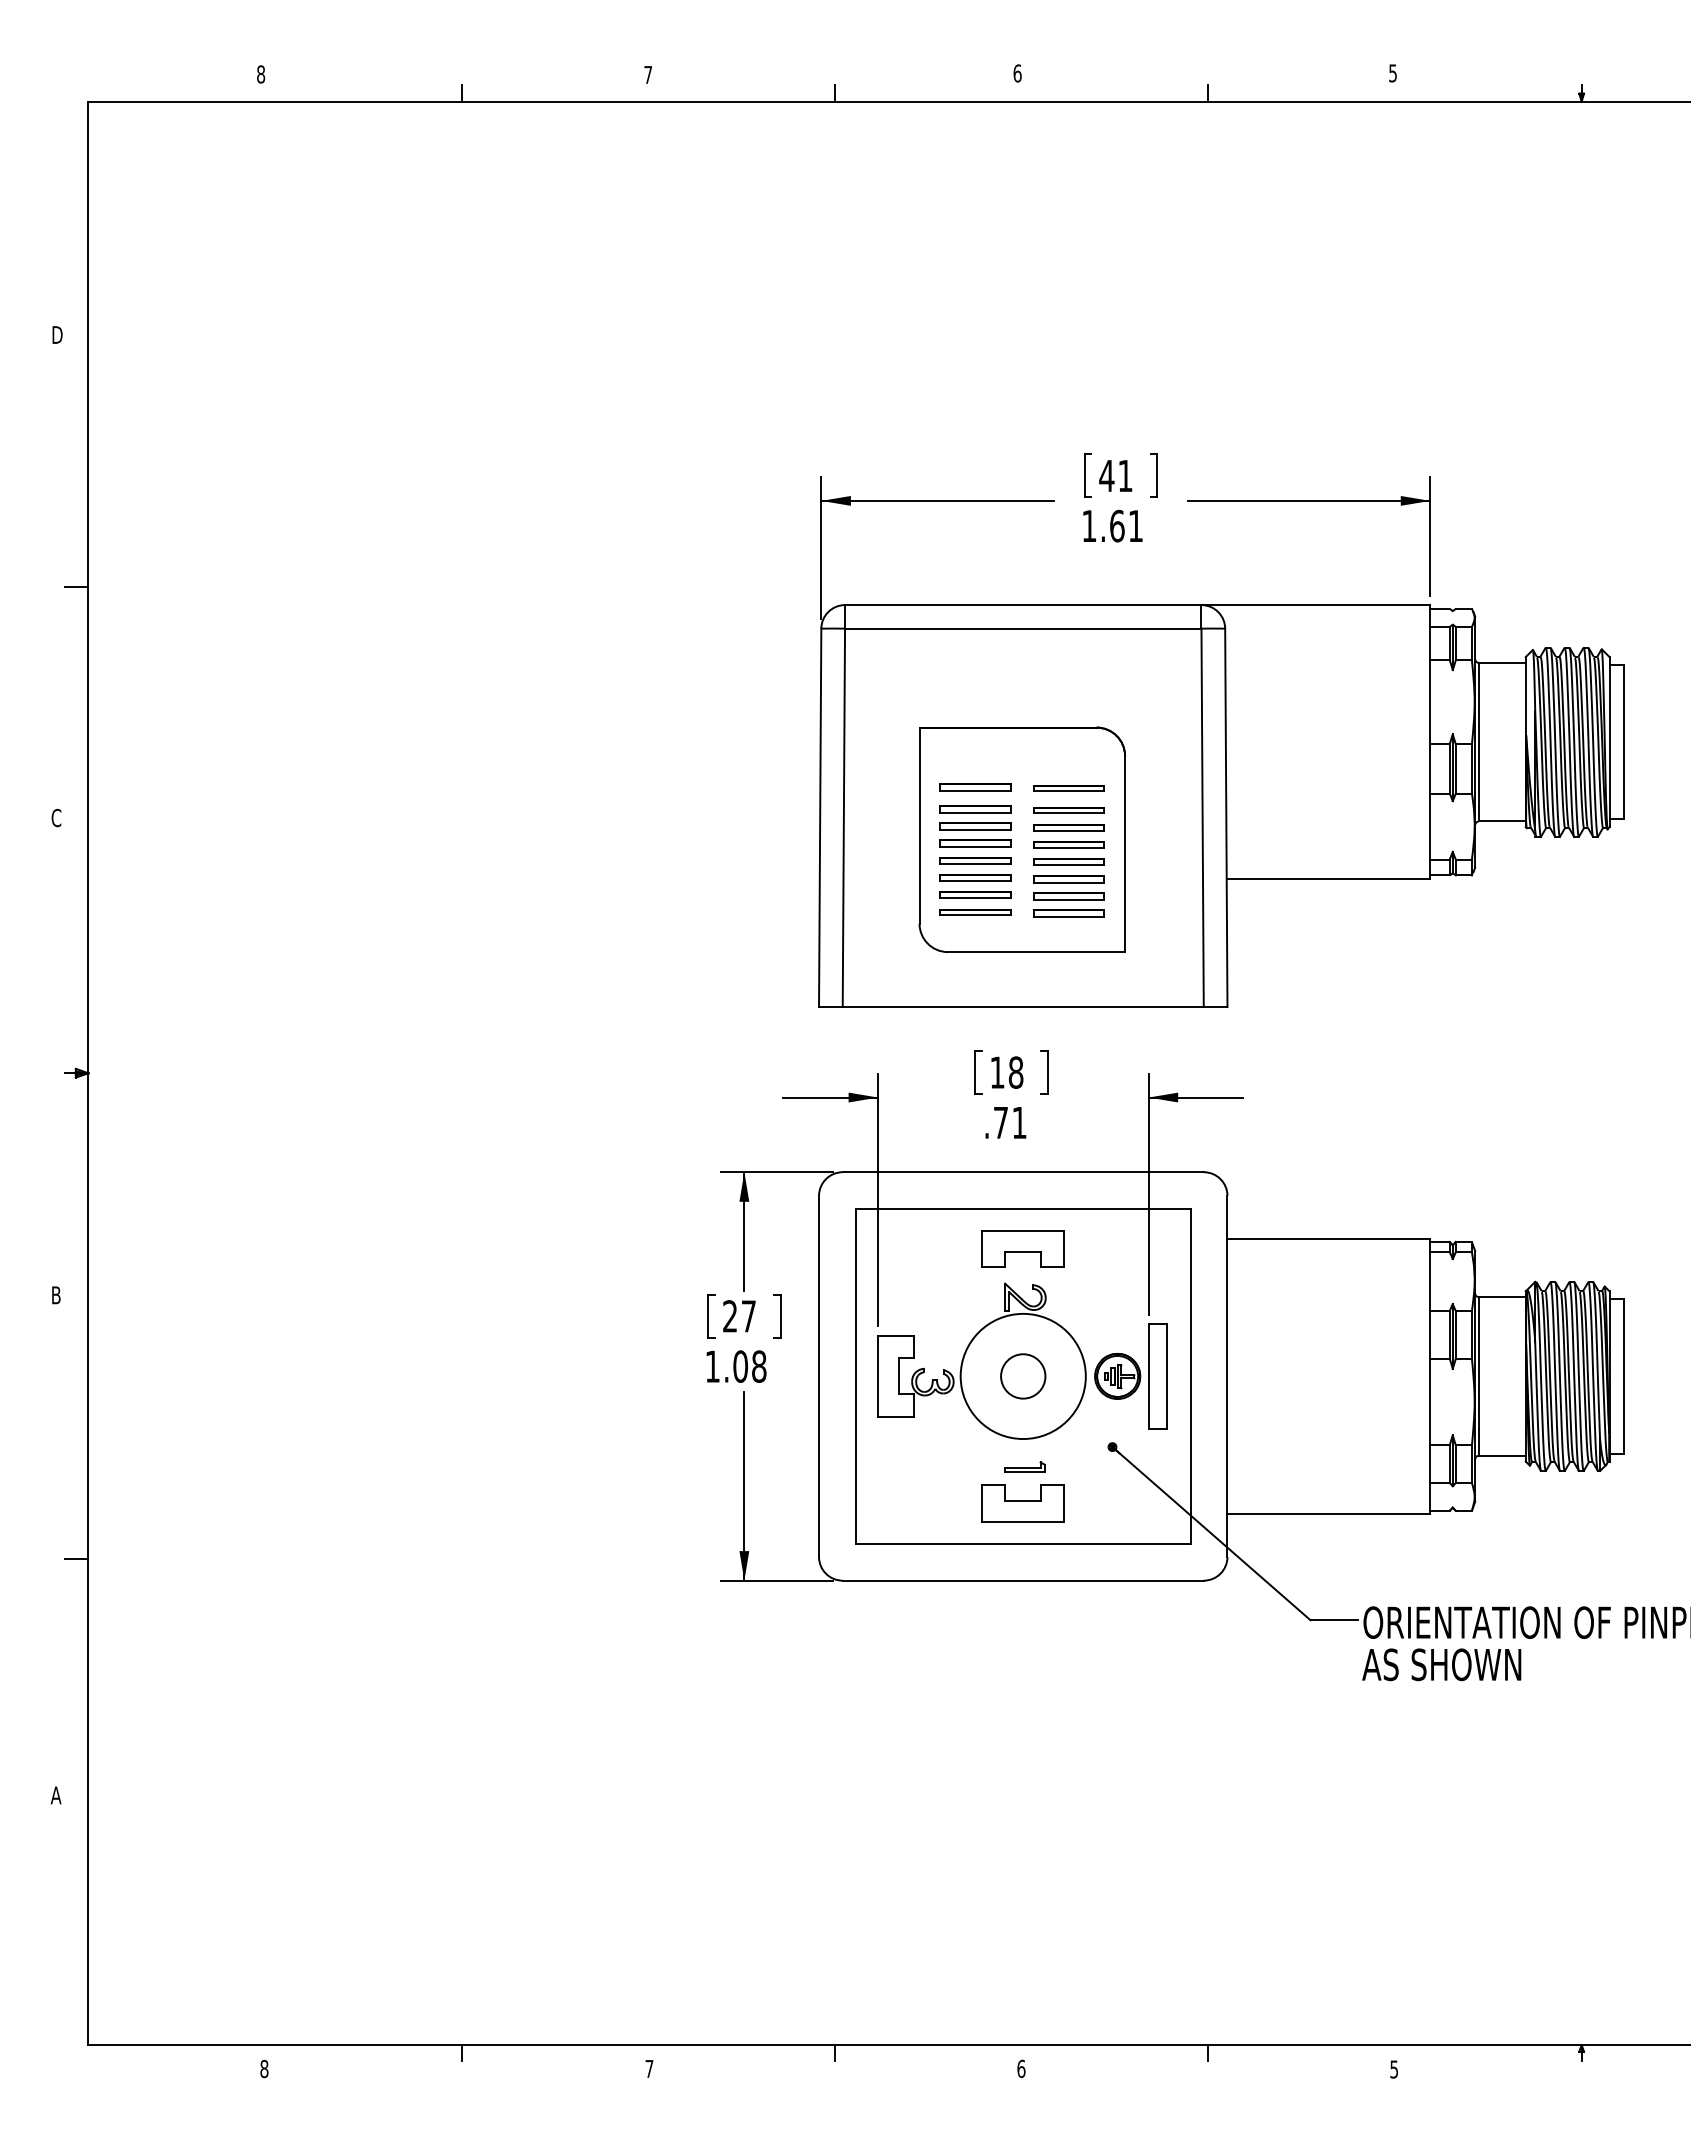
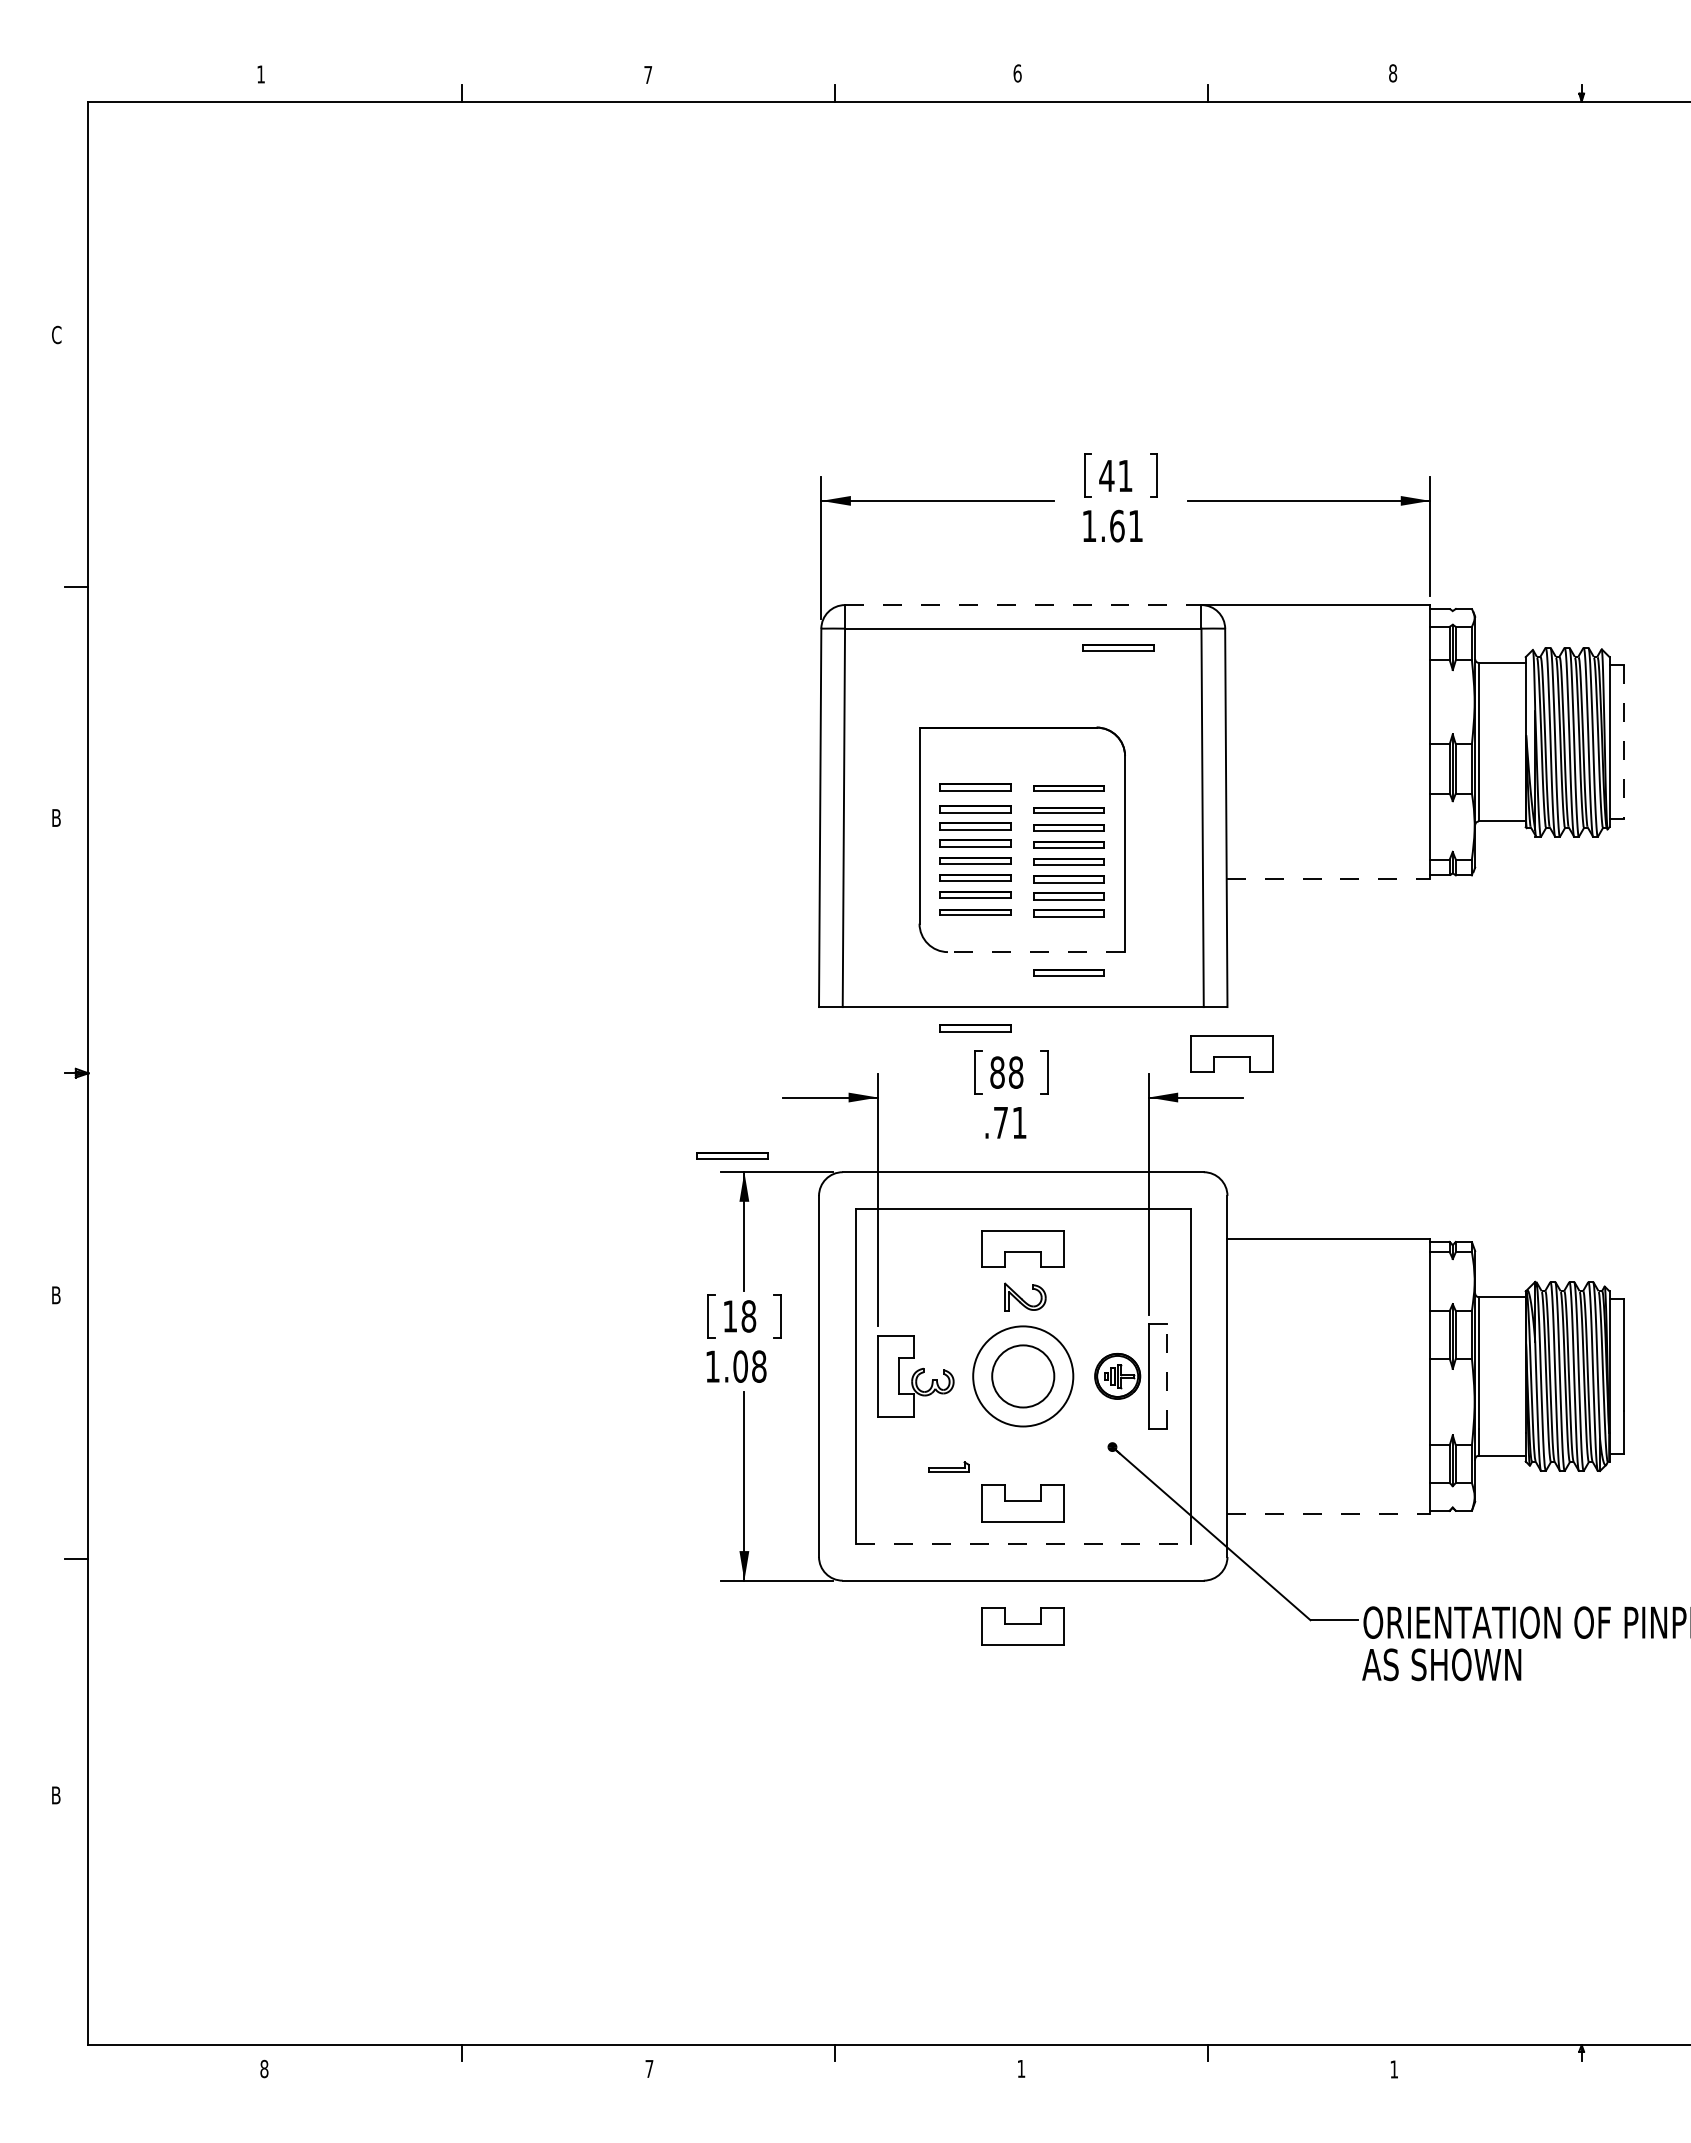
text: 5 -> 8 (1393, 73)
text: 8 -> 1 (261, 74)
text: D -> C (57, 334)
line: solid -> dashed (1023, 605)
part: none -> present (1118, 647)
line: solid -> dashed (1624, 742)
text: C -> B (56, 817)
line: solid -> dashed (1328, 879)
line: solid -> dashed (1036, 952)
part: none -> present (1068, 972)
part: none -> present (975, 1028)
part: none -> present (1231, 1053)
text: 18 -> 88 (997, 1072)
part: none -> present (732, 1155)
text: 27 -> 18 (739, 1316)
line: solid -> dashed (1166, 1375)
circle diameter: 125 px -> 100 px (1023, 1376)
circle diameter: 44 px -> 62 px (1023, 1376)
part position: (1024, 1466) -> (948, 1466) (948, 1466)
line: solid -> dashed (1329, 1513)
line: solid -> dashed (1023, 1543)
part: none -> present (1022, 1626)
text: A -> B (55, 1795)
text: 6 -> 1 (1021, 2068)
text: 5 -> 1 (1394, 2069)
